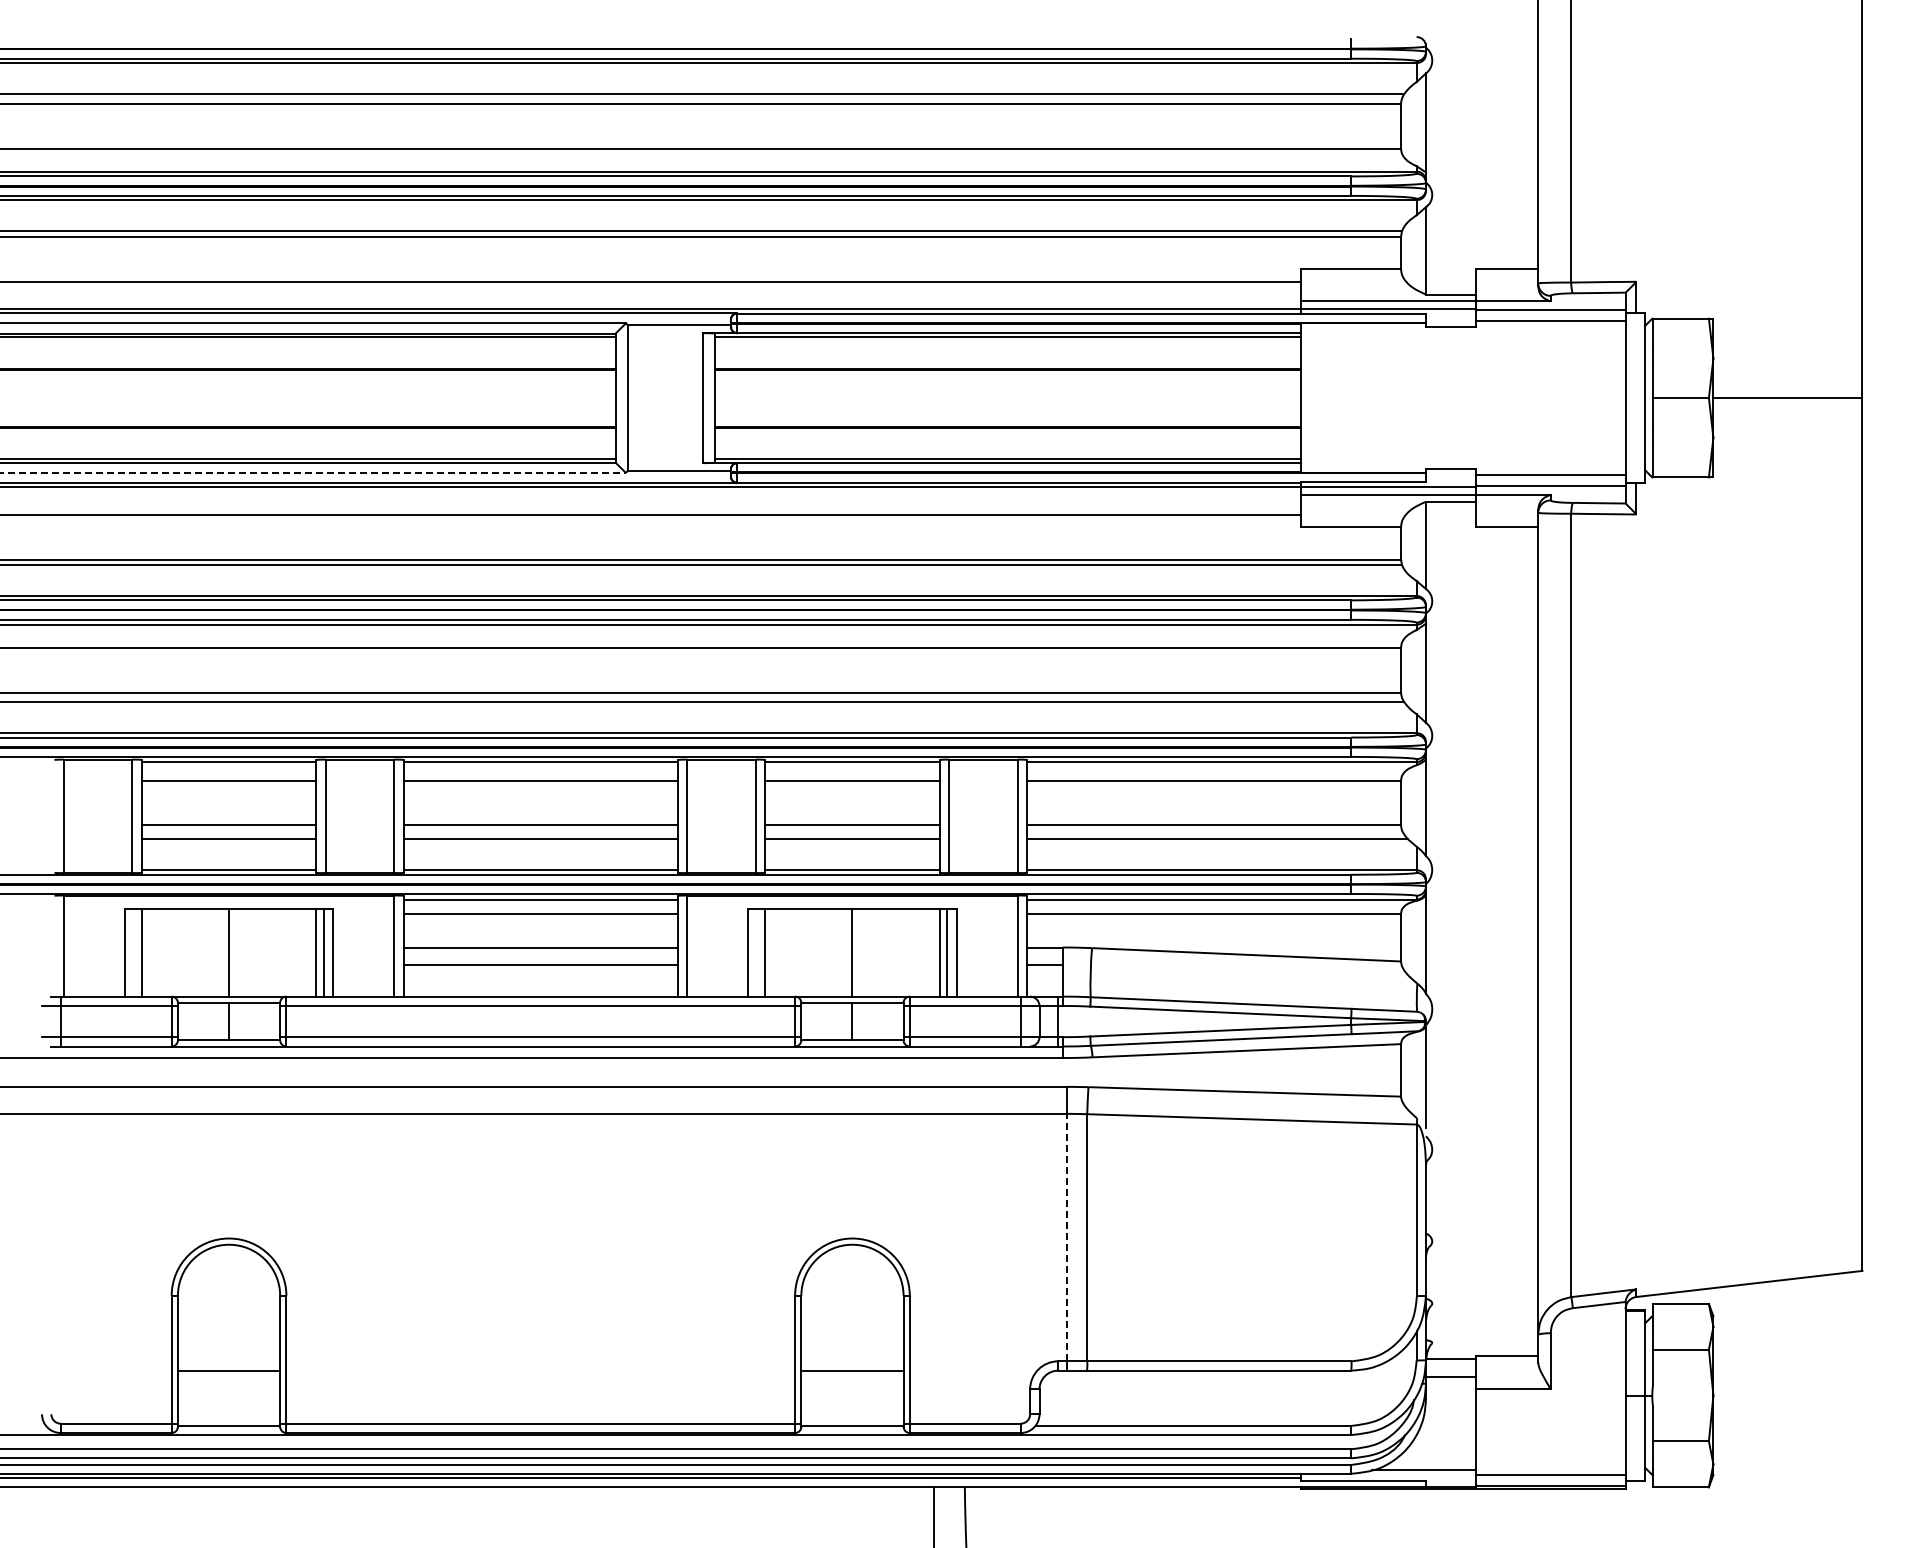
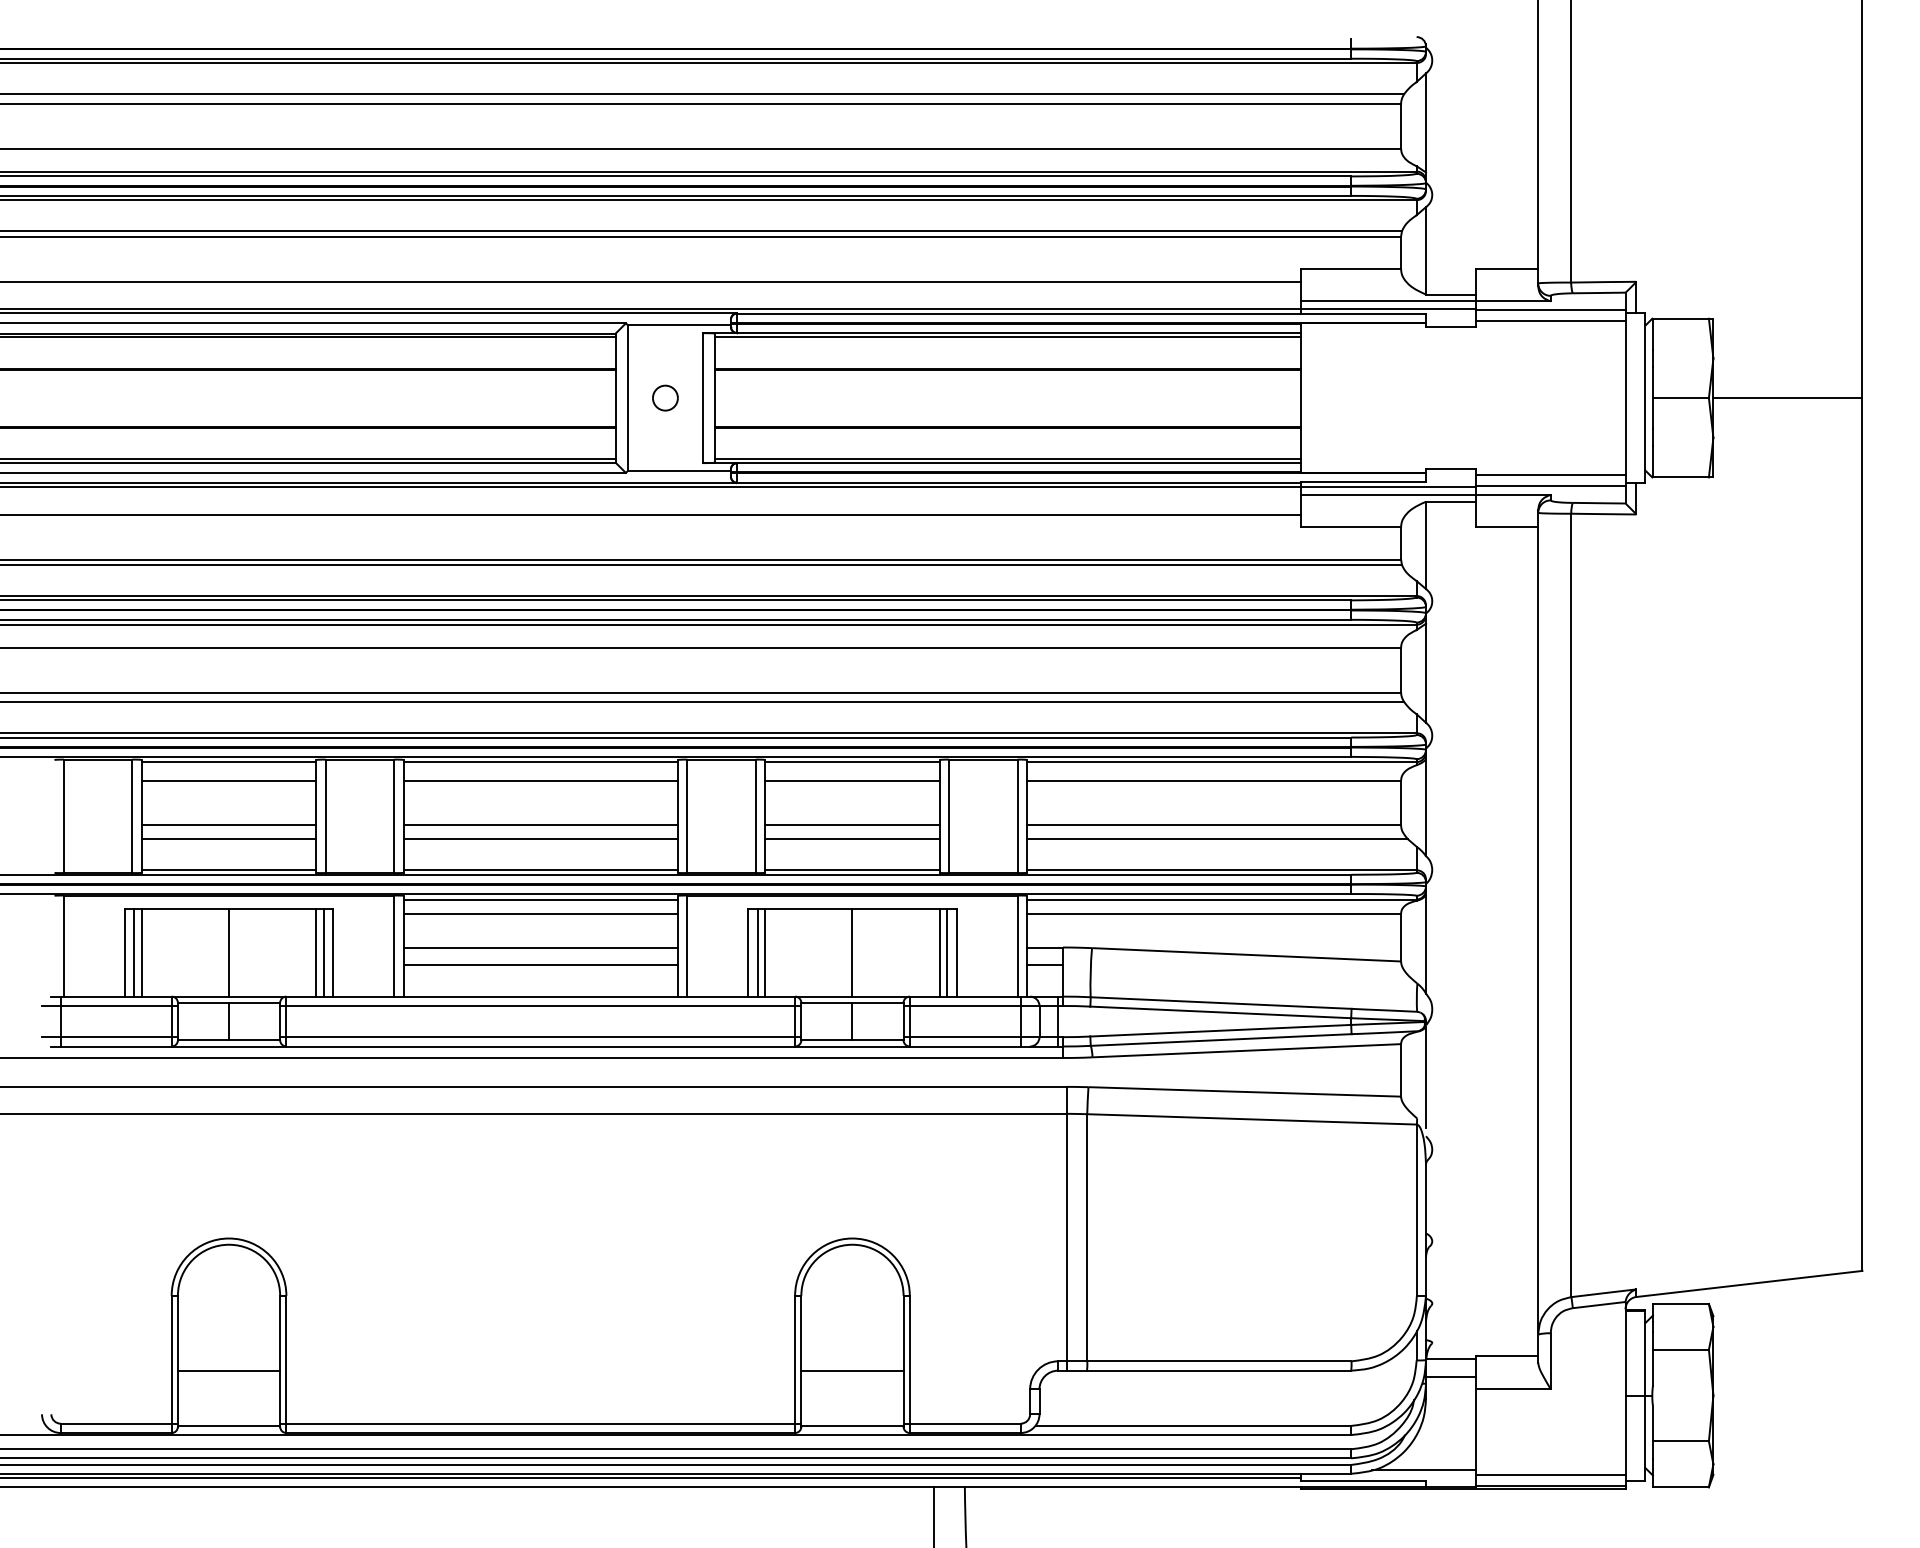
part: none -> present (665, 397)
line: dashed -> solid (313, 472)
line: none -> present (134, 952)
line: none -> present (757, 952)
line: dashed -> solid (1066, 1237)
